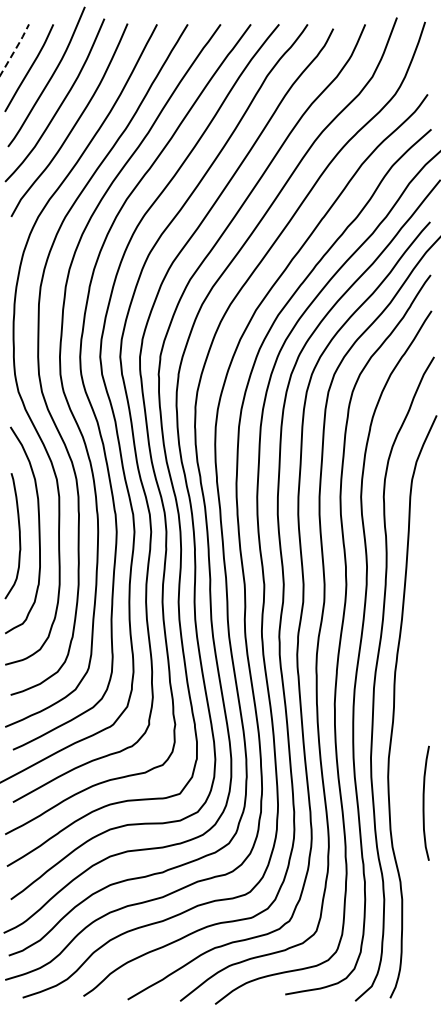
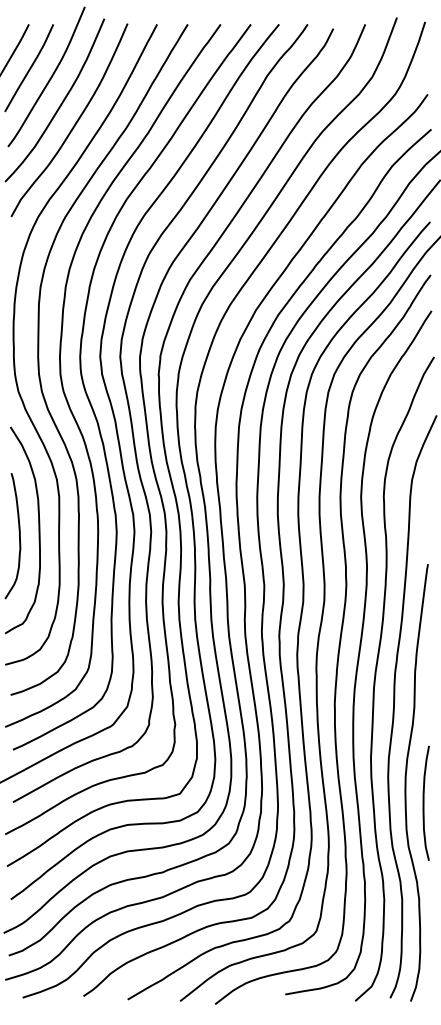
line: dashed -> solid (15, 48)
curve: none -> present (406, 782)
